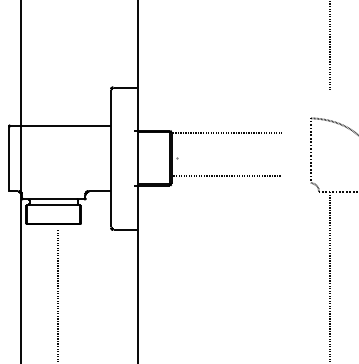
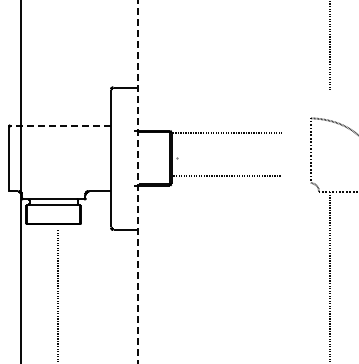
line: solid -> dashed (60, 125)
line: solid -> dashed (138, 181)
